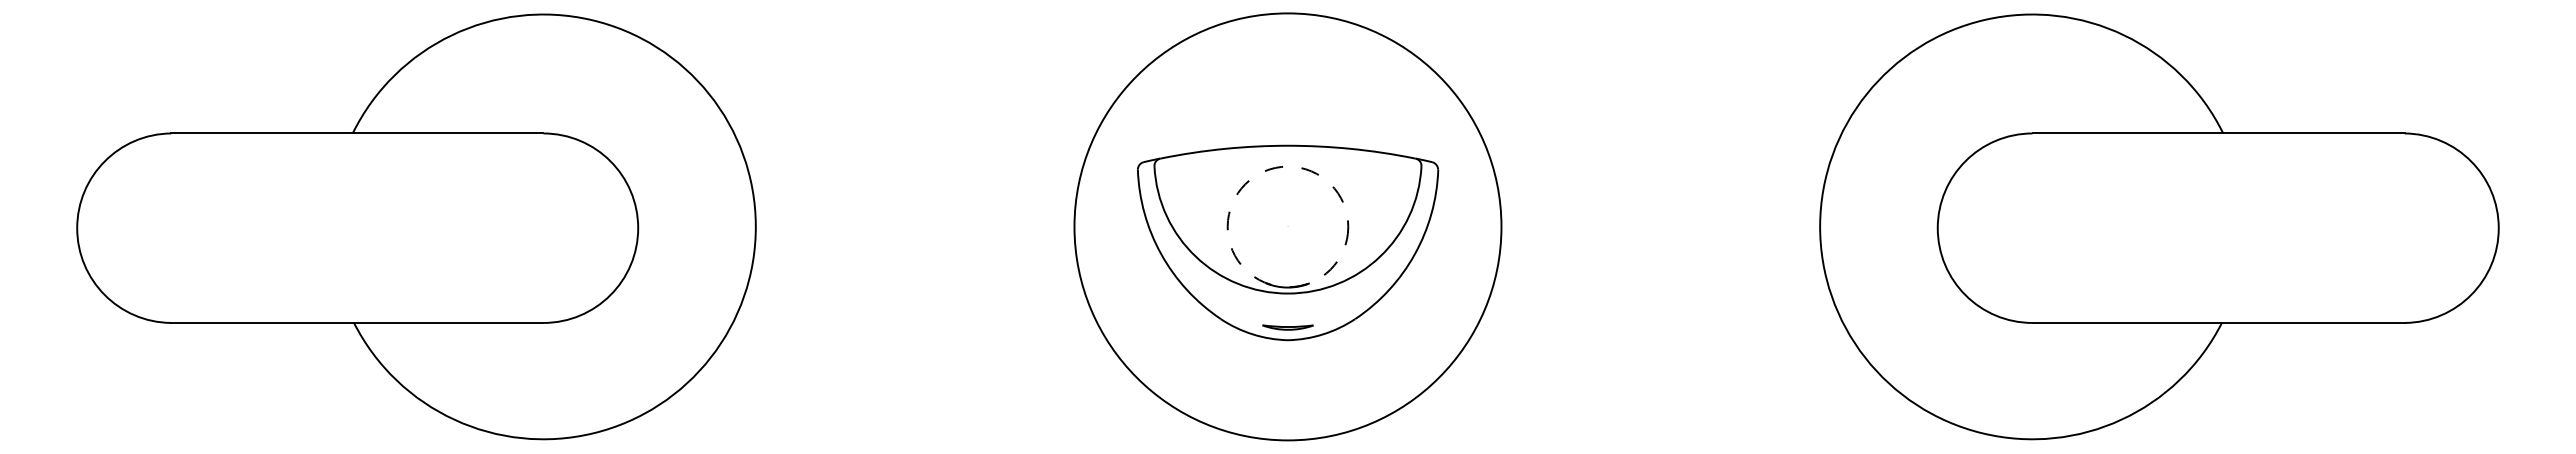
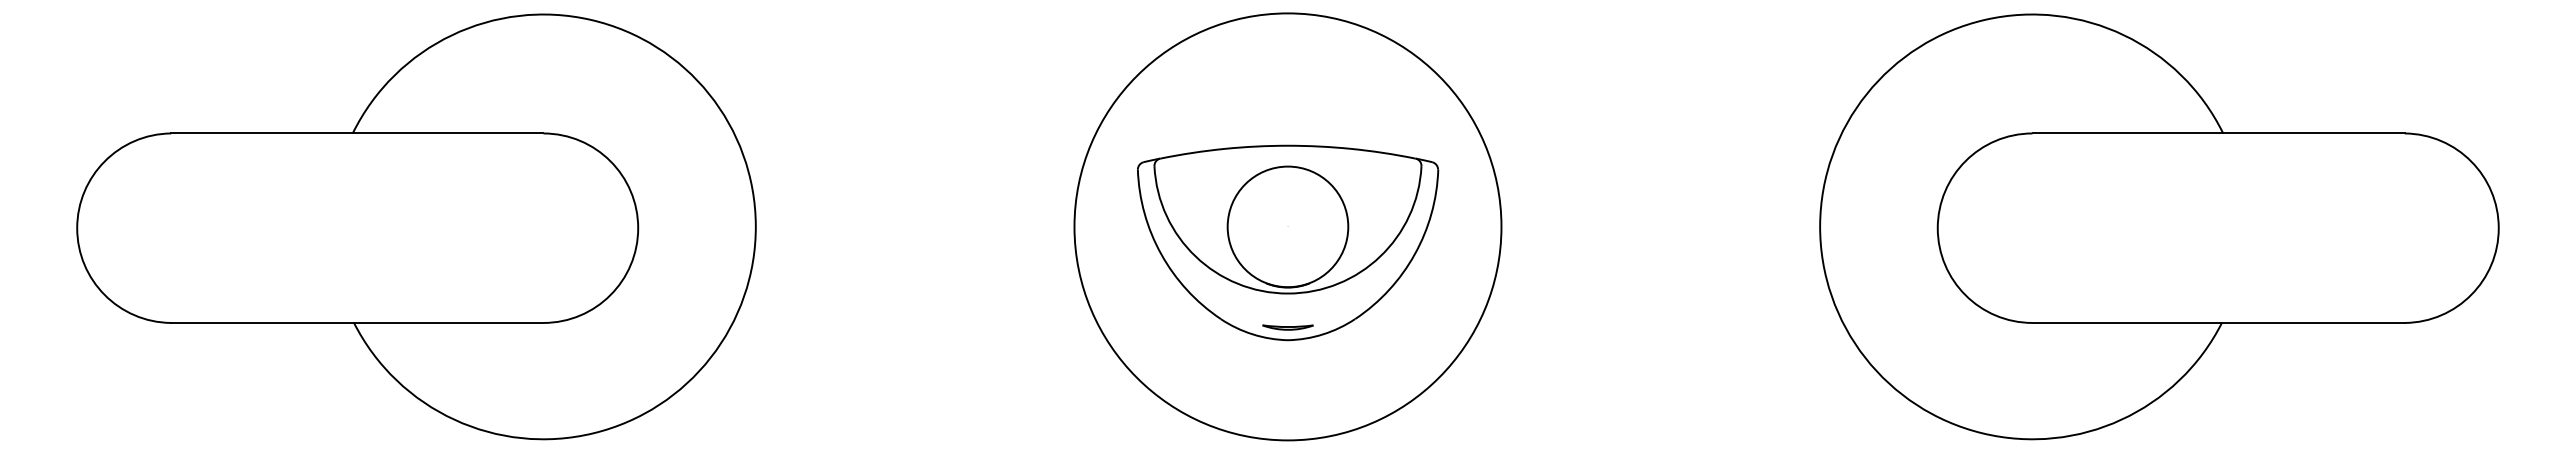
circle: dashed -> solid (1287, 226)
